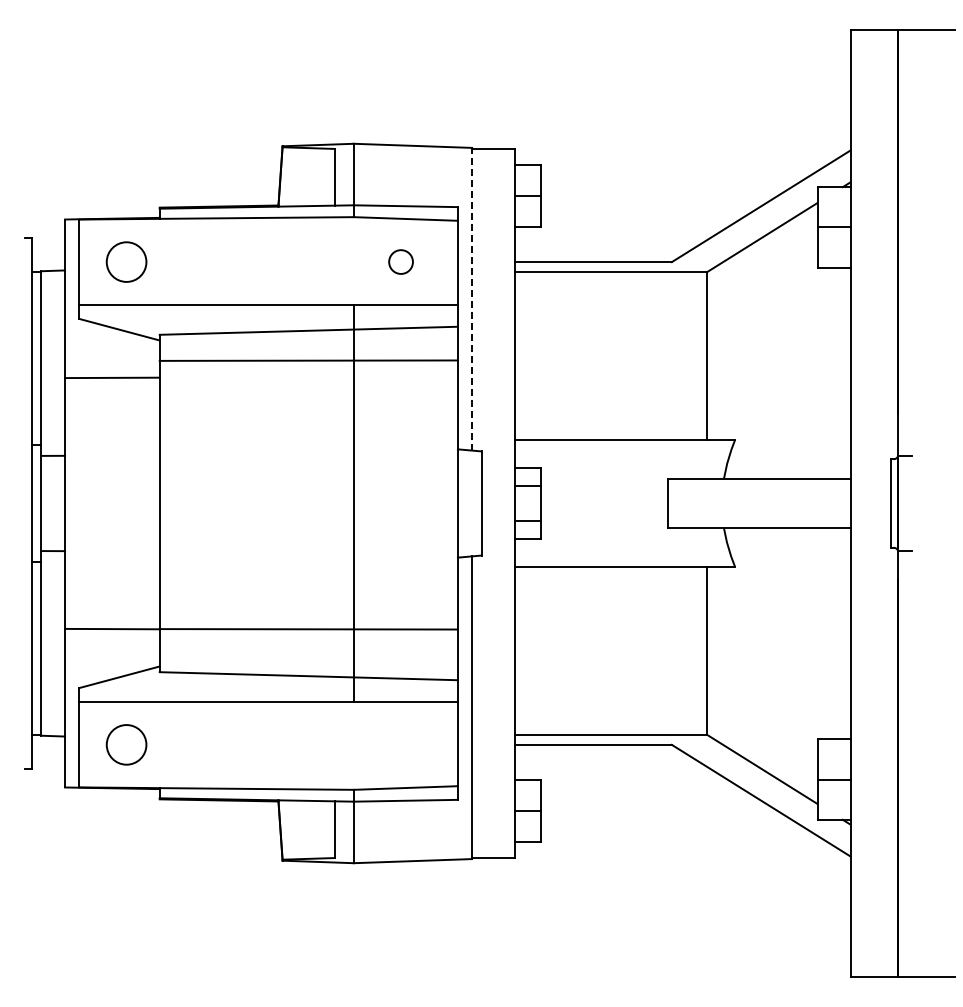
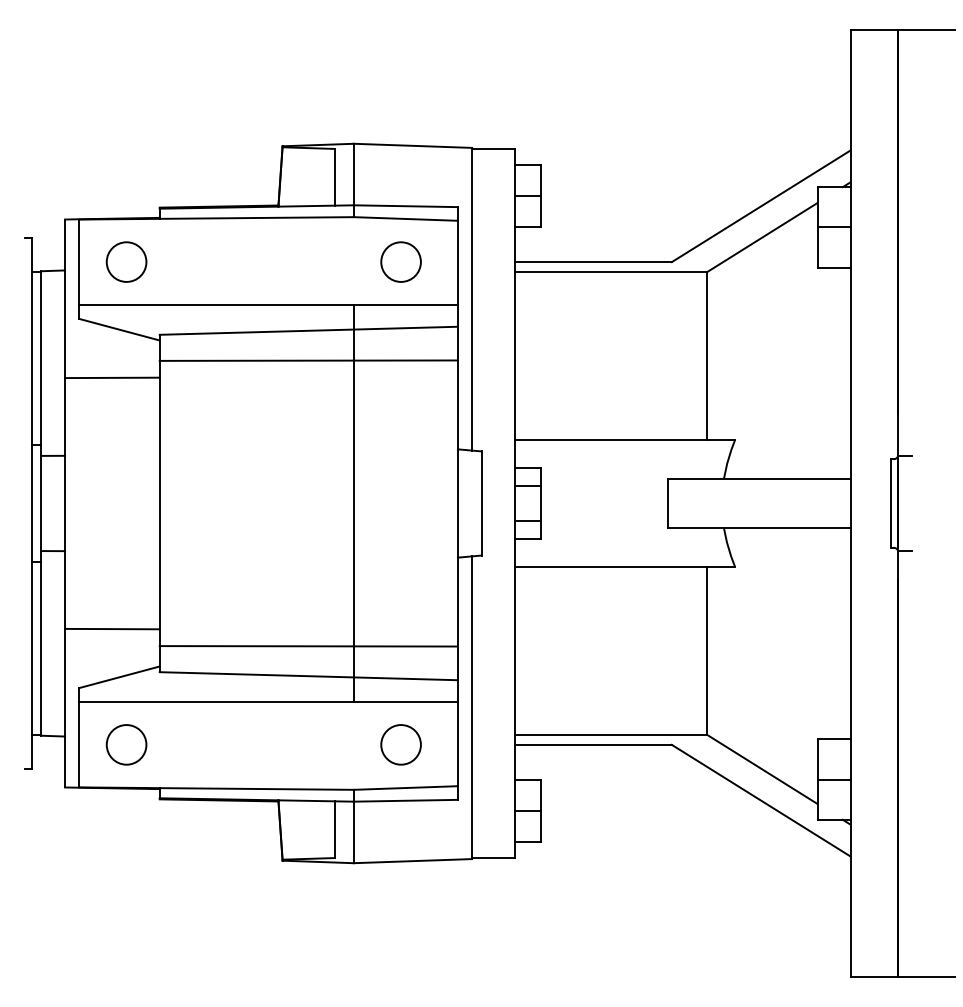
circle size: 26x26 px -> 42x42 px (400, 261)
line: dashed -> solid (472, 298)
line position: (308, 629) -> (308, 646) (308, 646)
circle: none -> present (400, 744)
